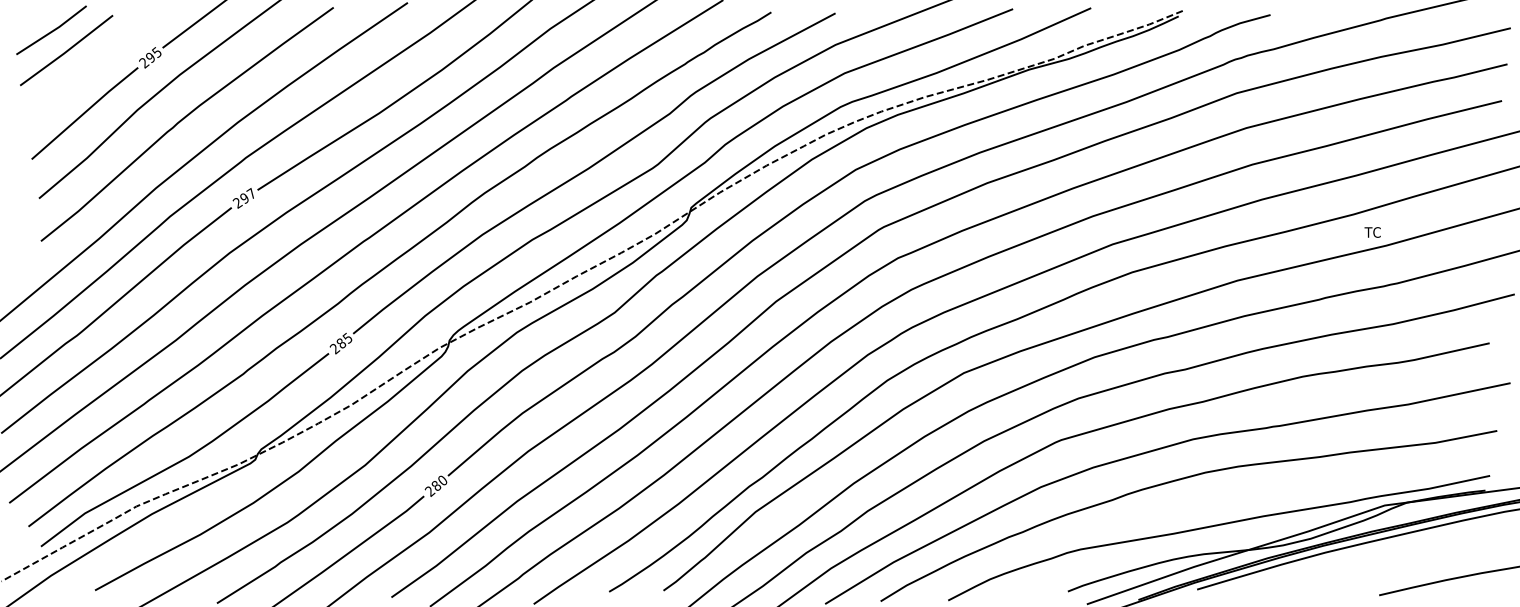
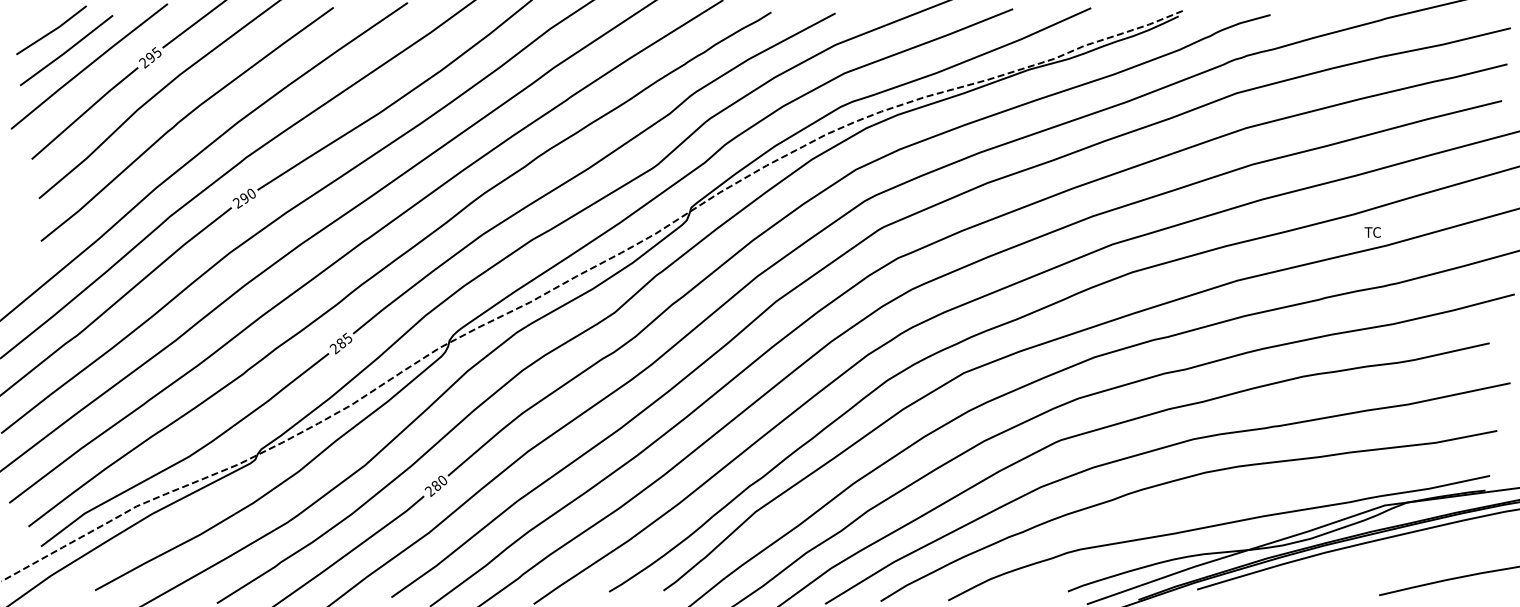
line: none -> present (89, 66)
text: 297 -> 290 (250, 193)
